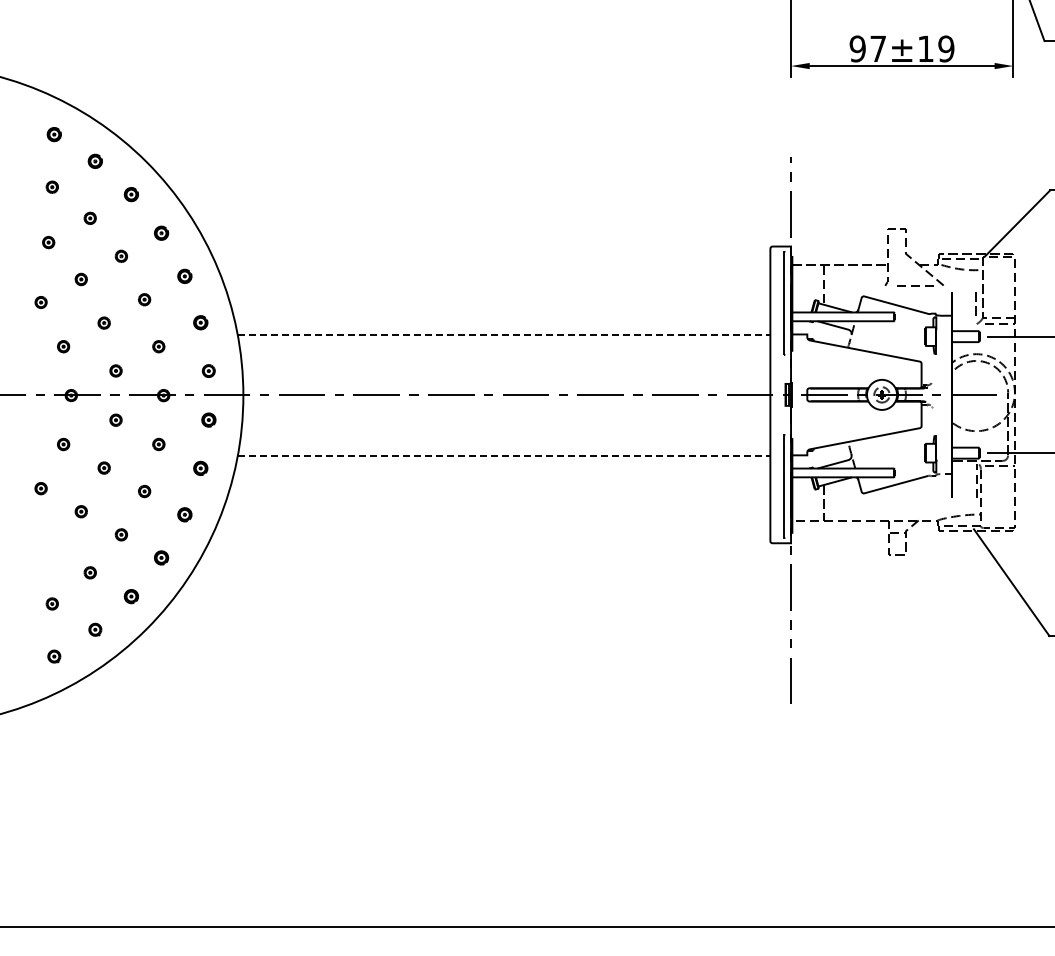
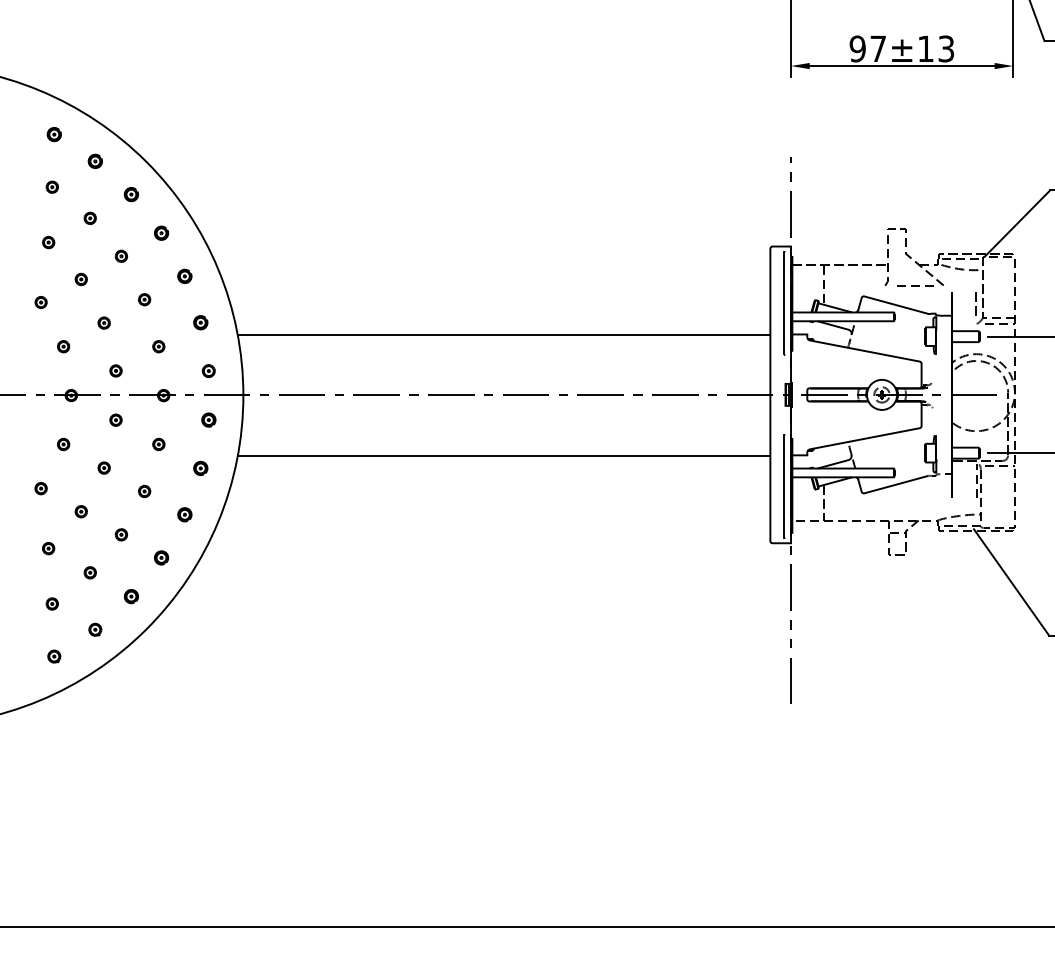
text: 97±19 -> 97±13 (946, 48)
line: dashed -> solid (504, 335)
line: dashed -> solid (504, 456)
part: none -> present (48, 548)
